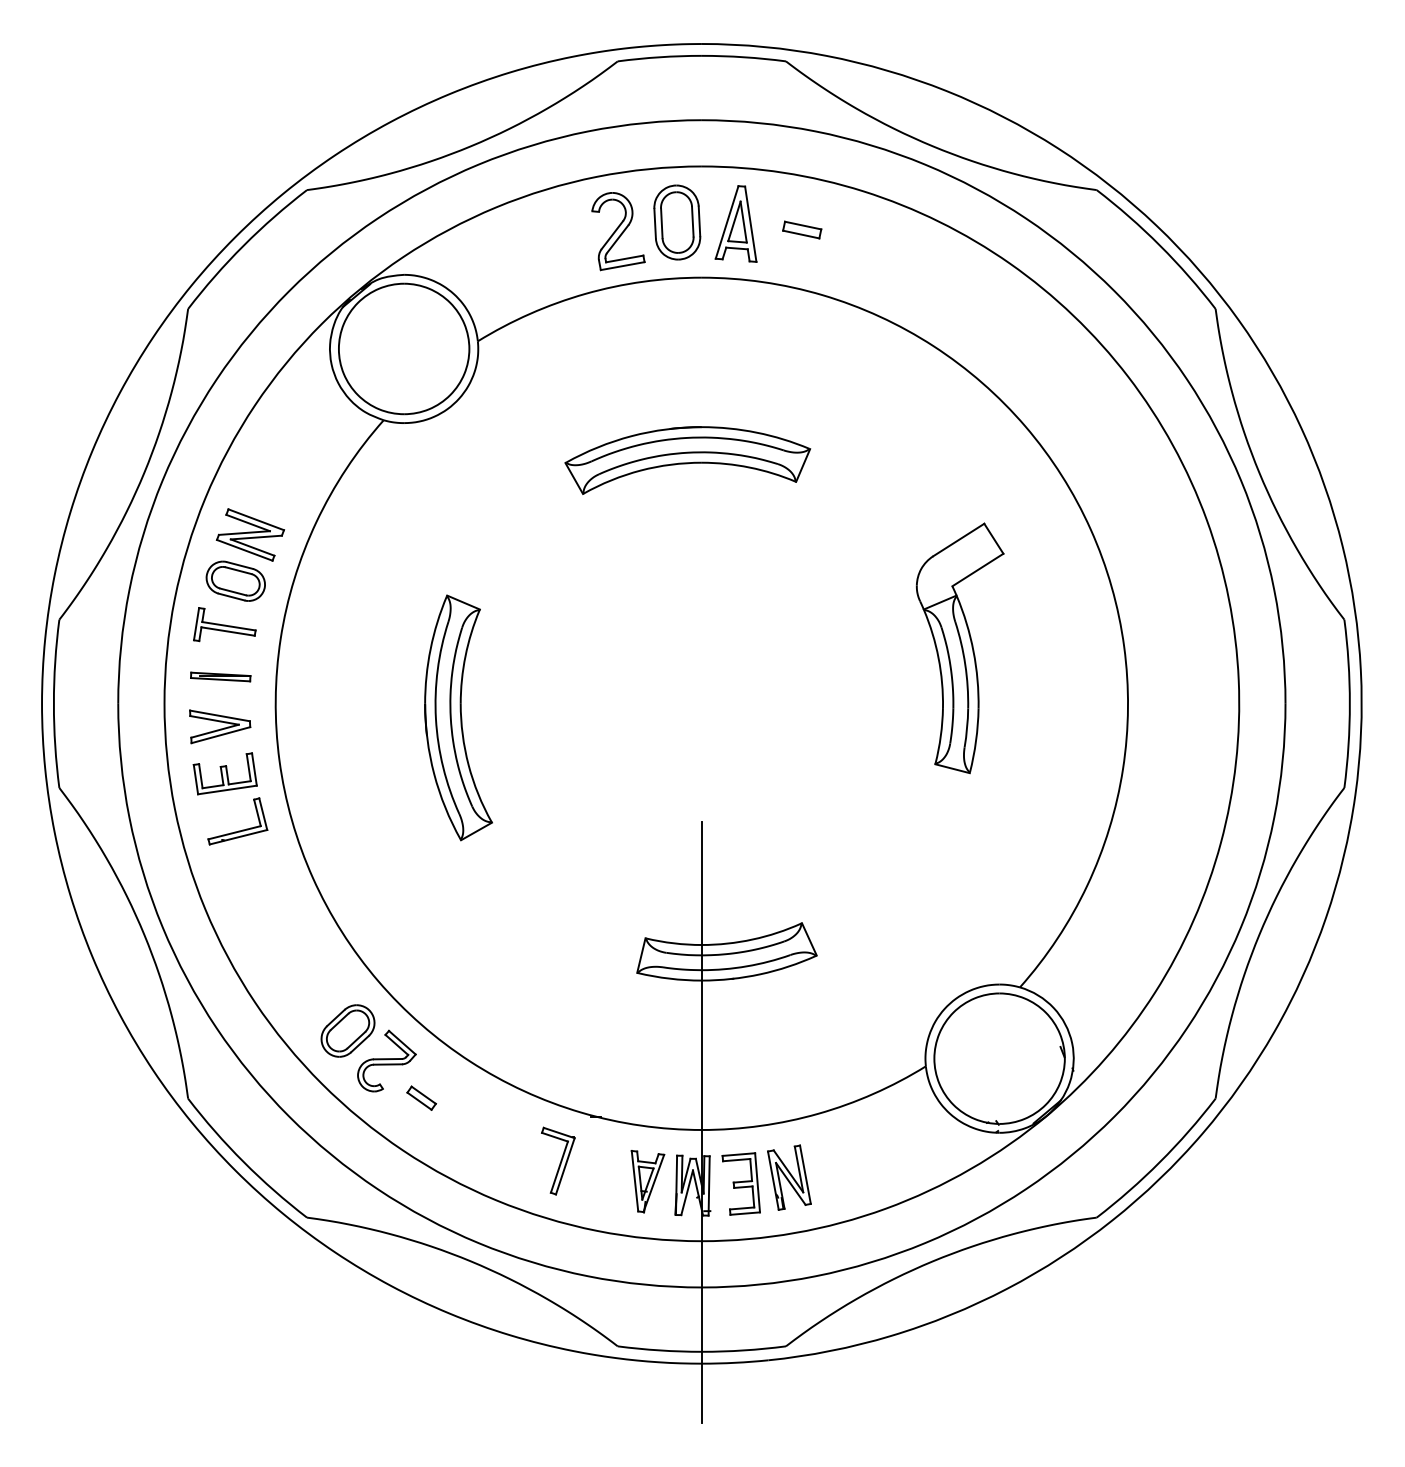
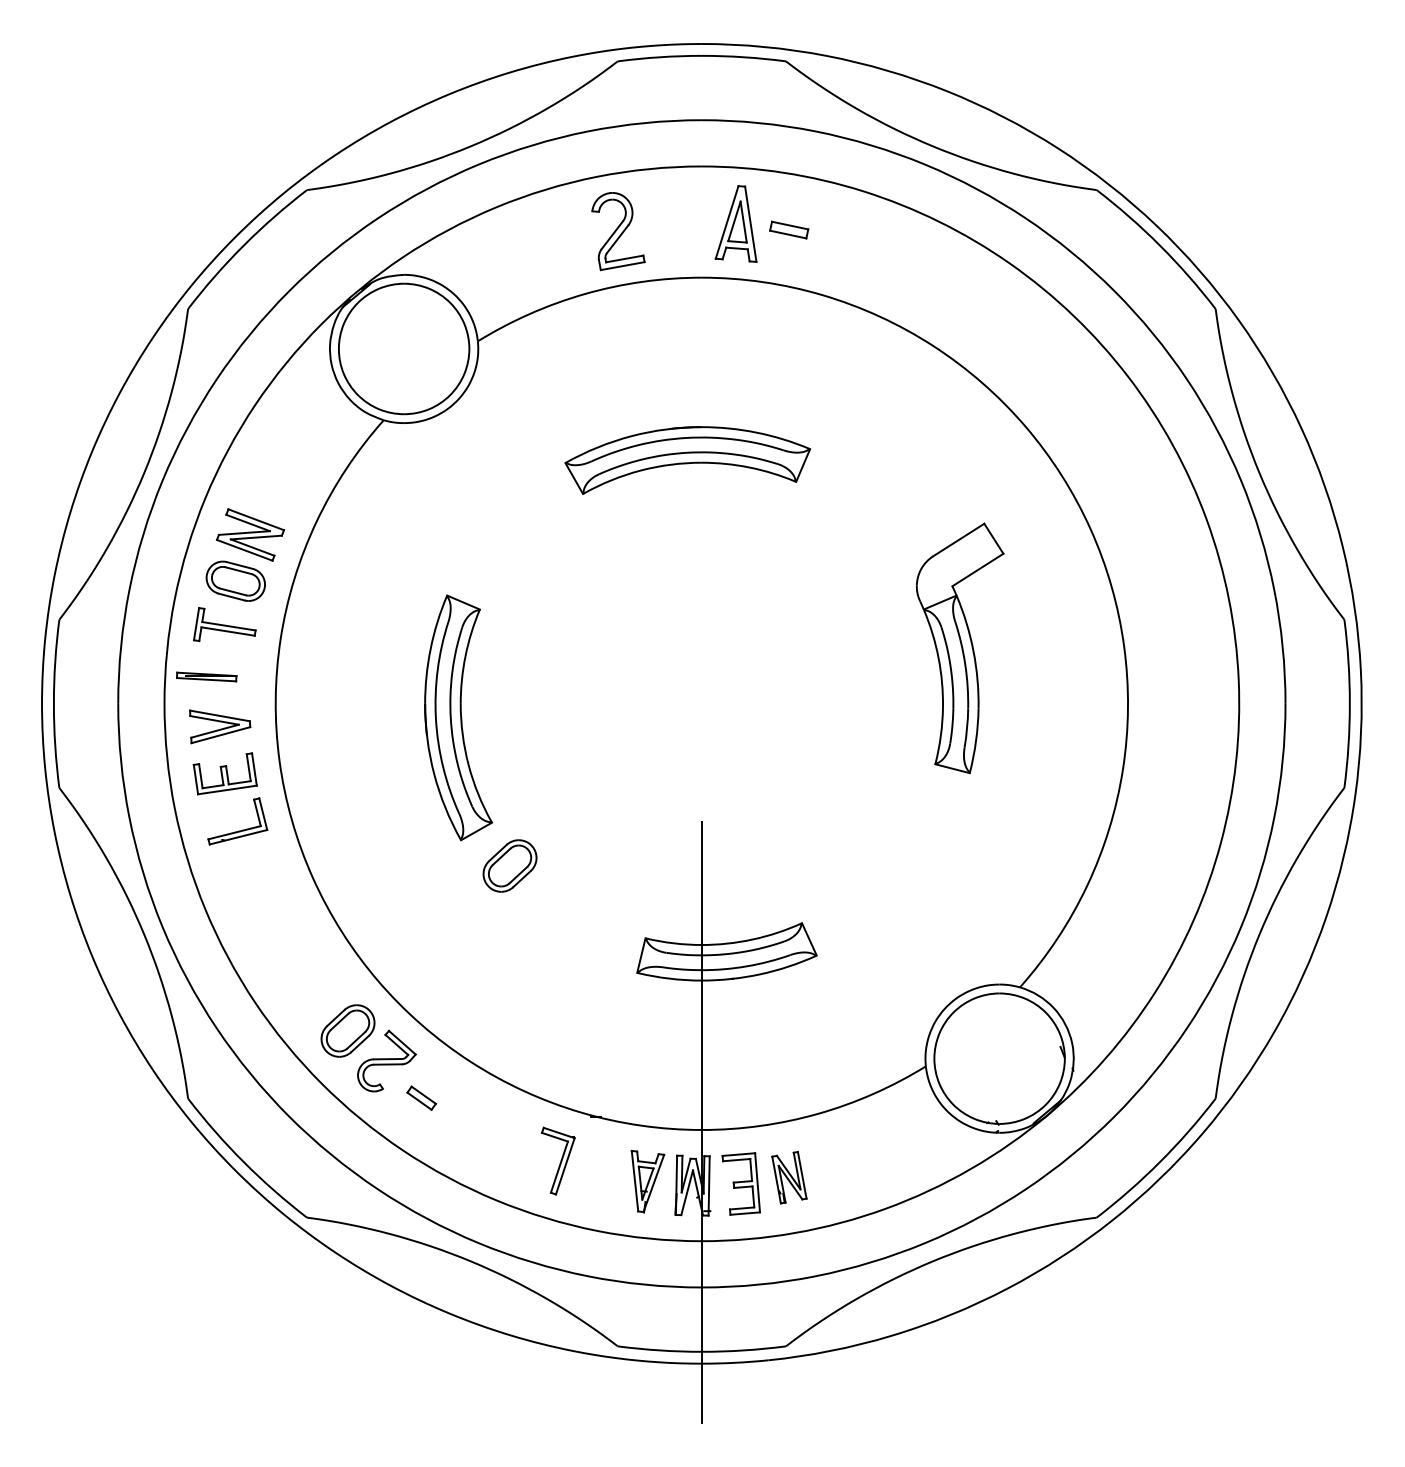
part: present -> none (677, 222)
part position: (802, 229) -> (789, 229) (789, 229)
part position: (220, 676) -> (206, 676) (206, 676)
part: none -> present (509, 865)
part size: 45x67 px -> 37x55 px (789, 1177)
